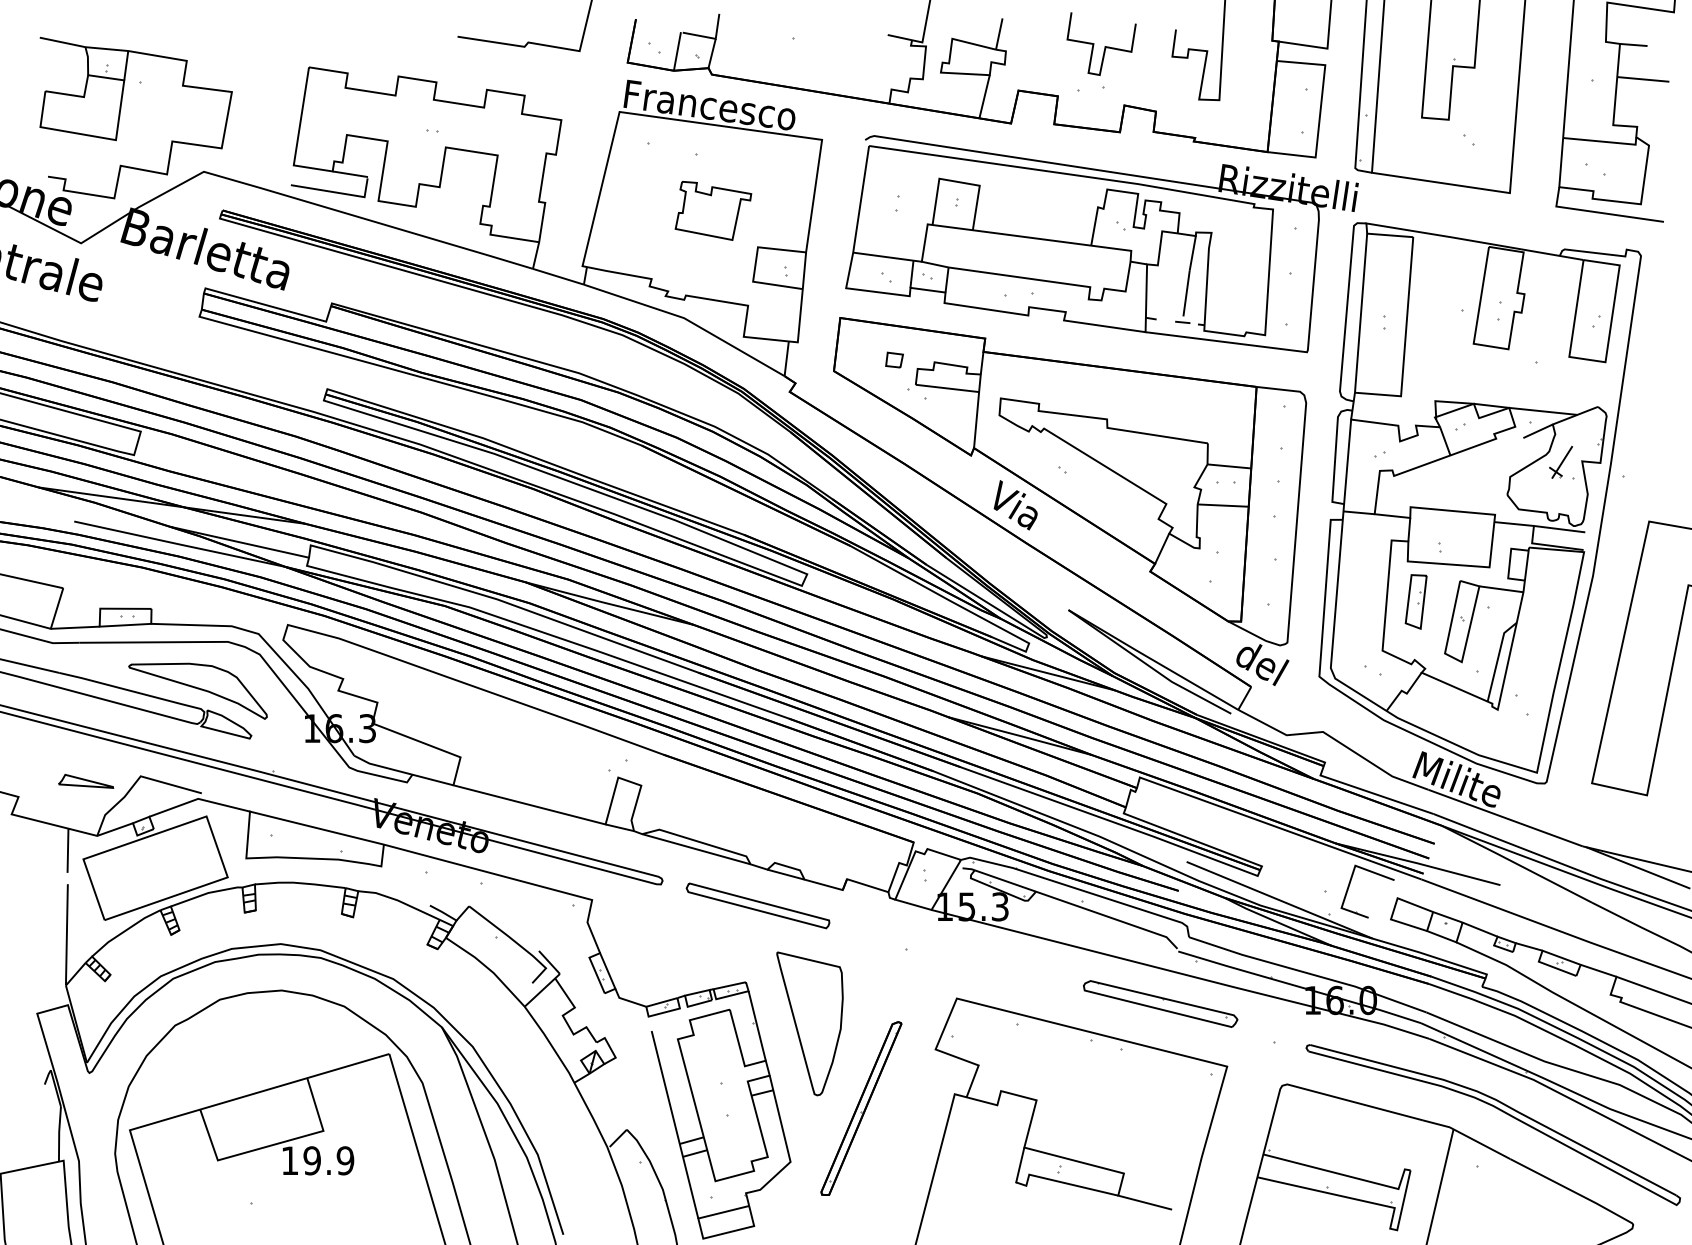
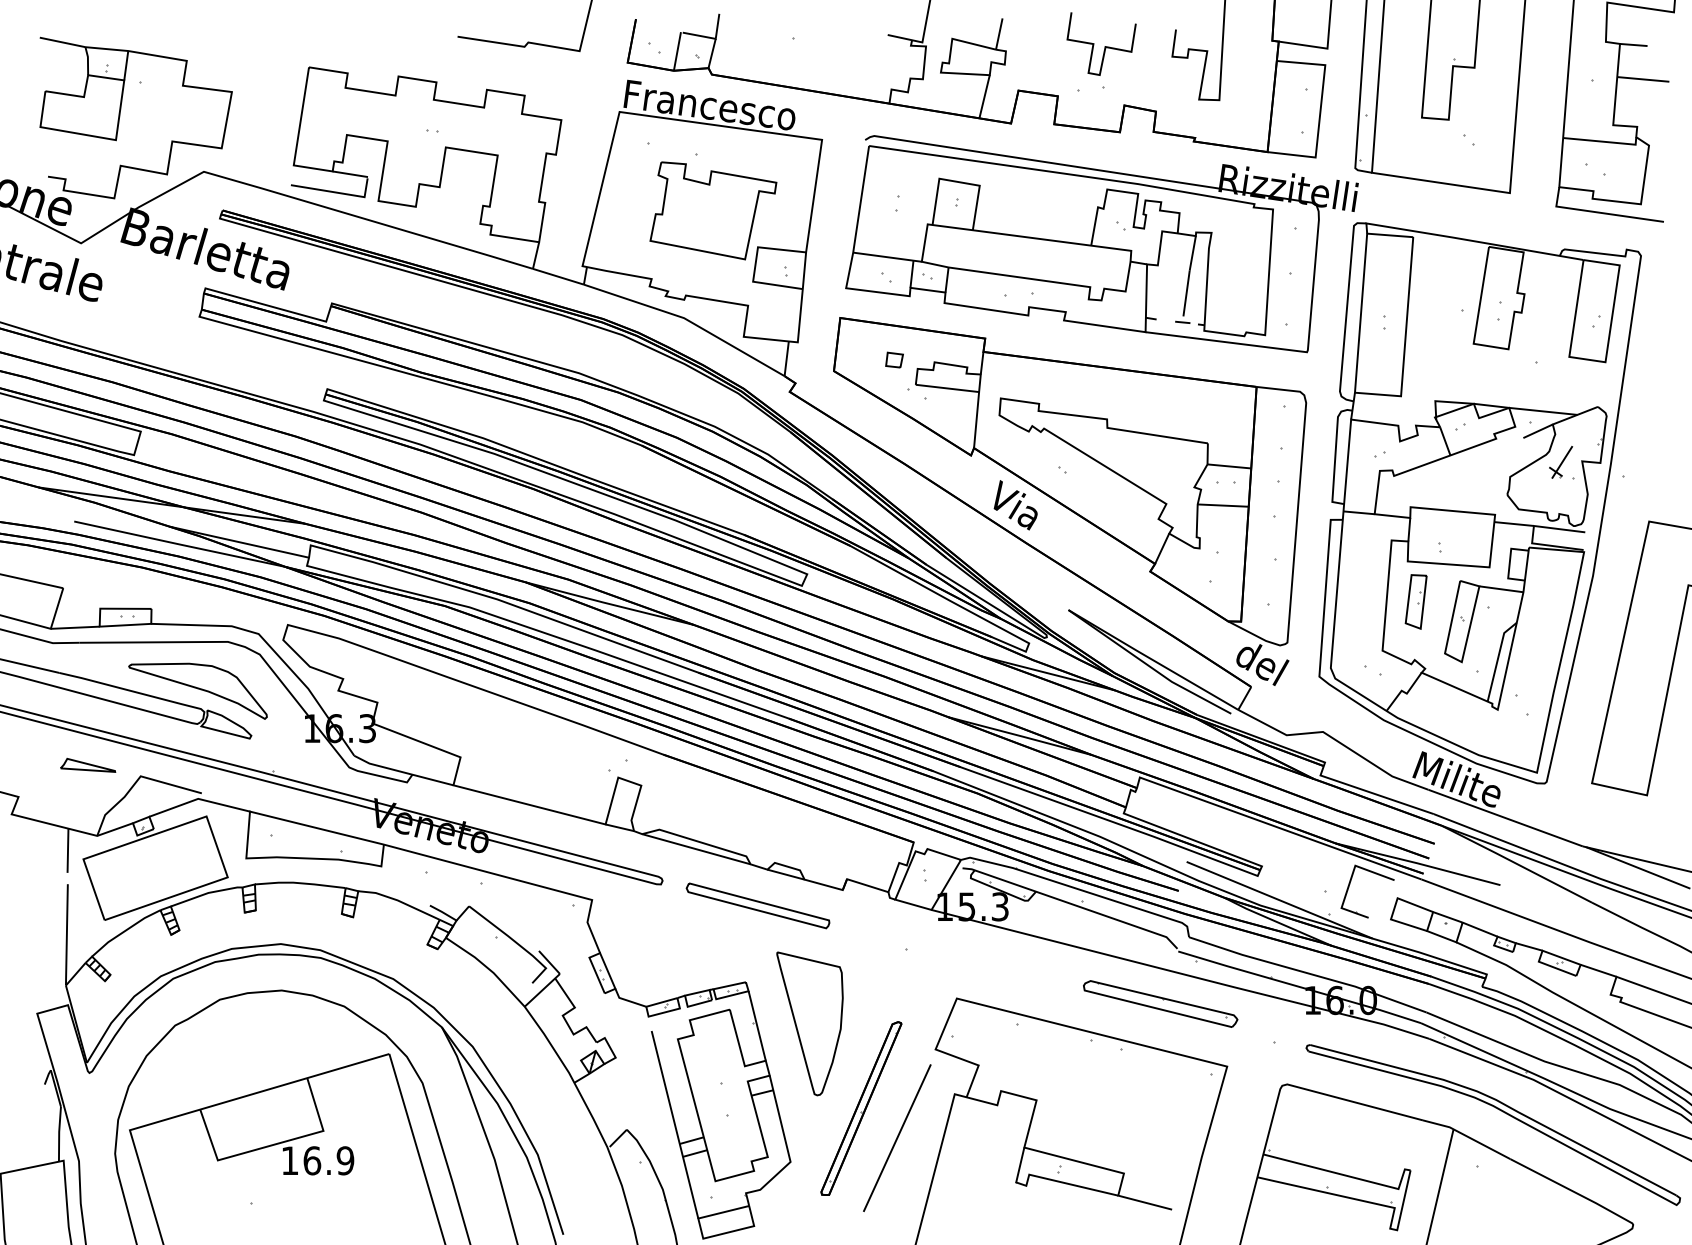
part size: 79x60 px -> 129x100 px (713, 210)
part position: (86, 780) -> (88, 764) (88, 764)
line: none -> present (897, 1137)
text: 19.9 -> 16.9 (312, 1160)
